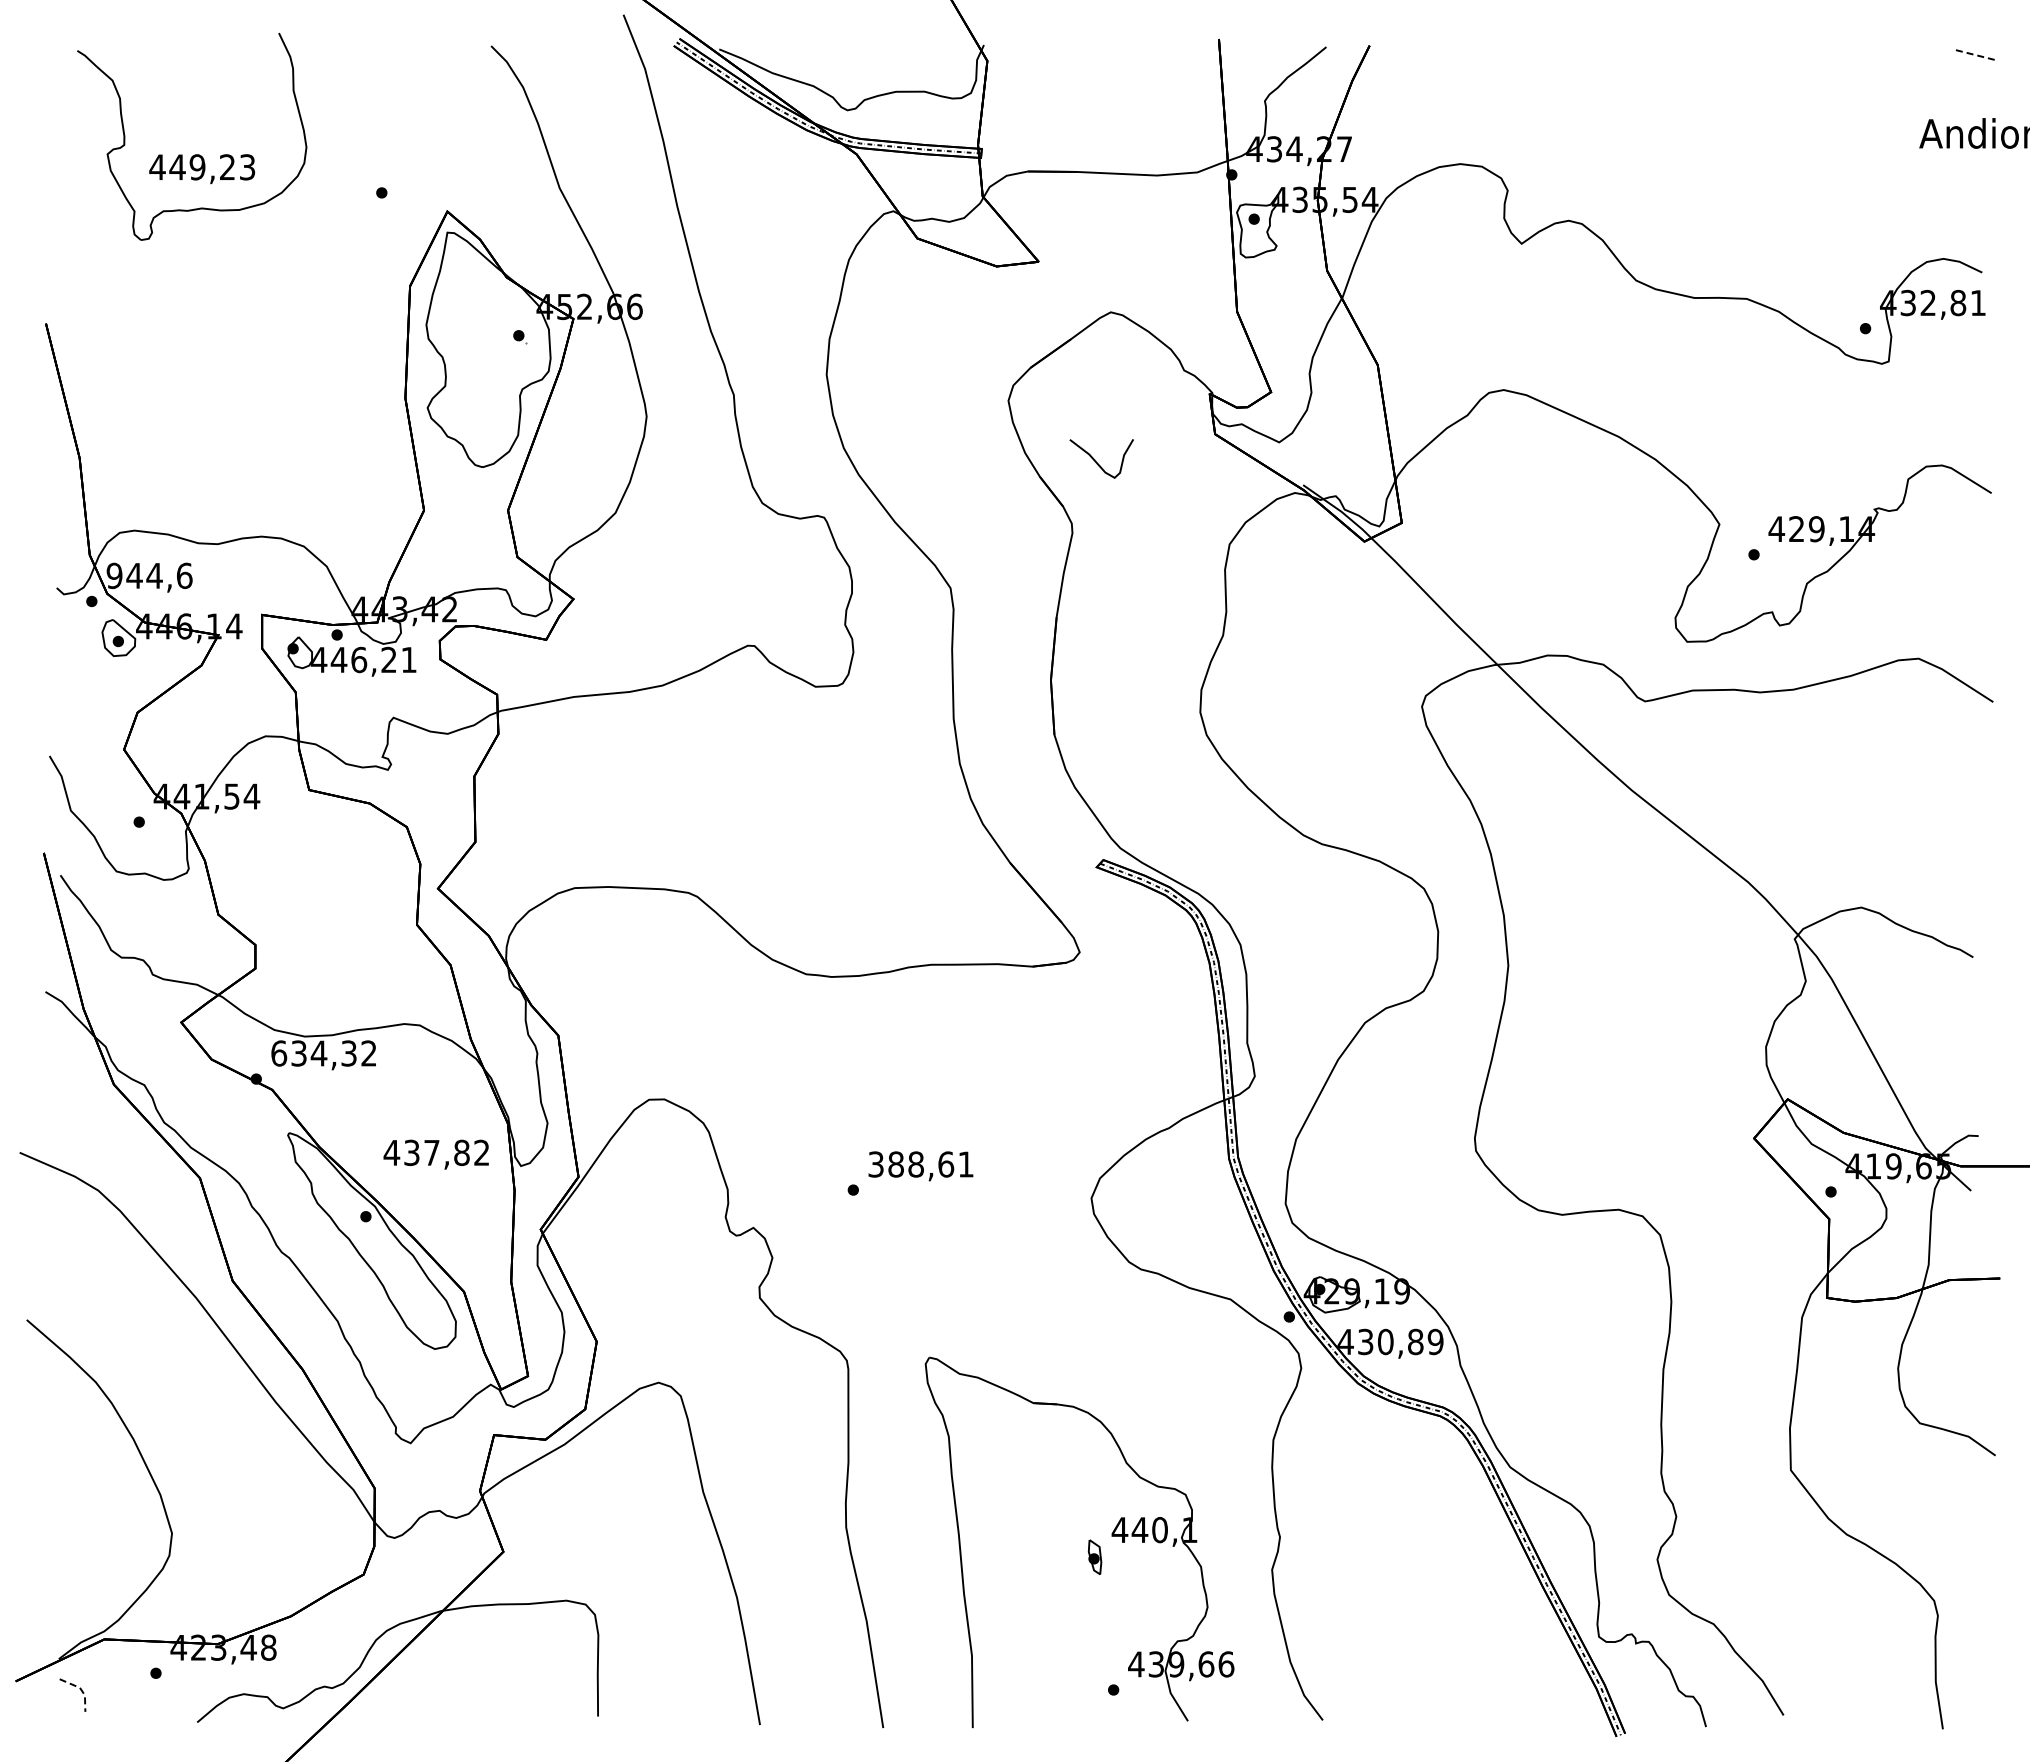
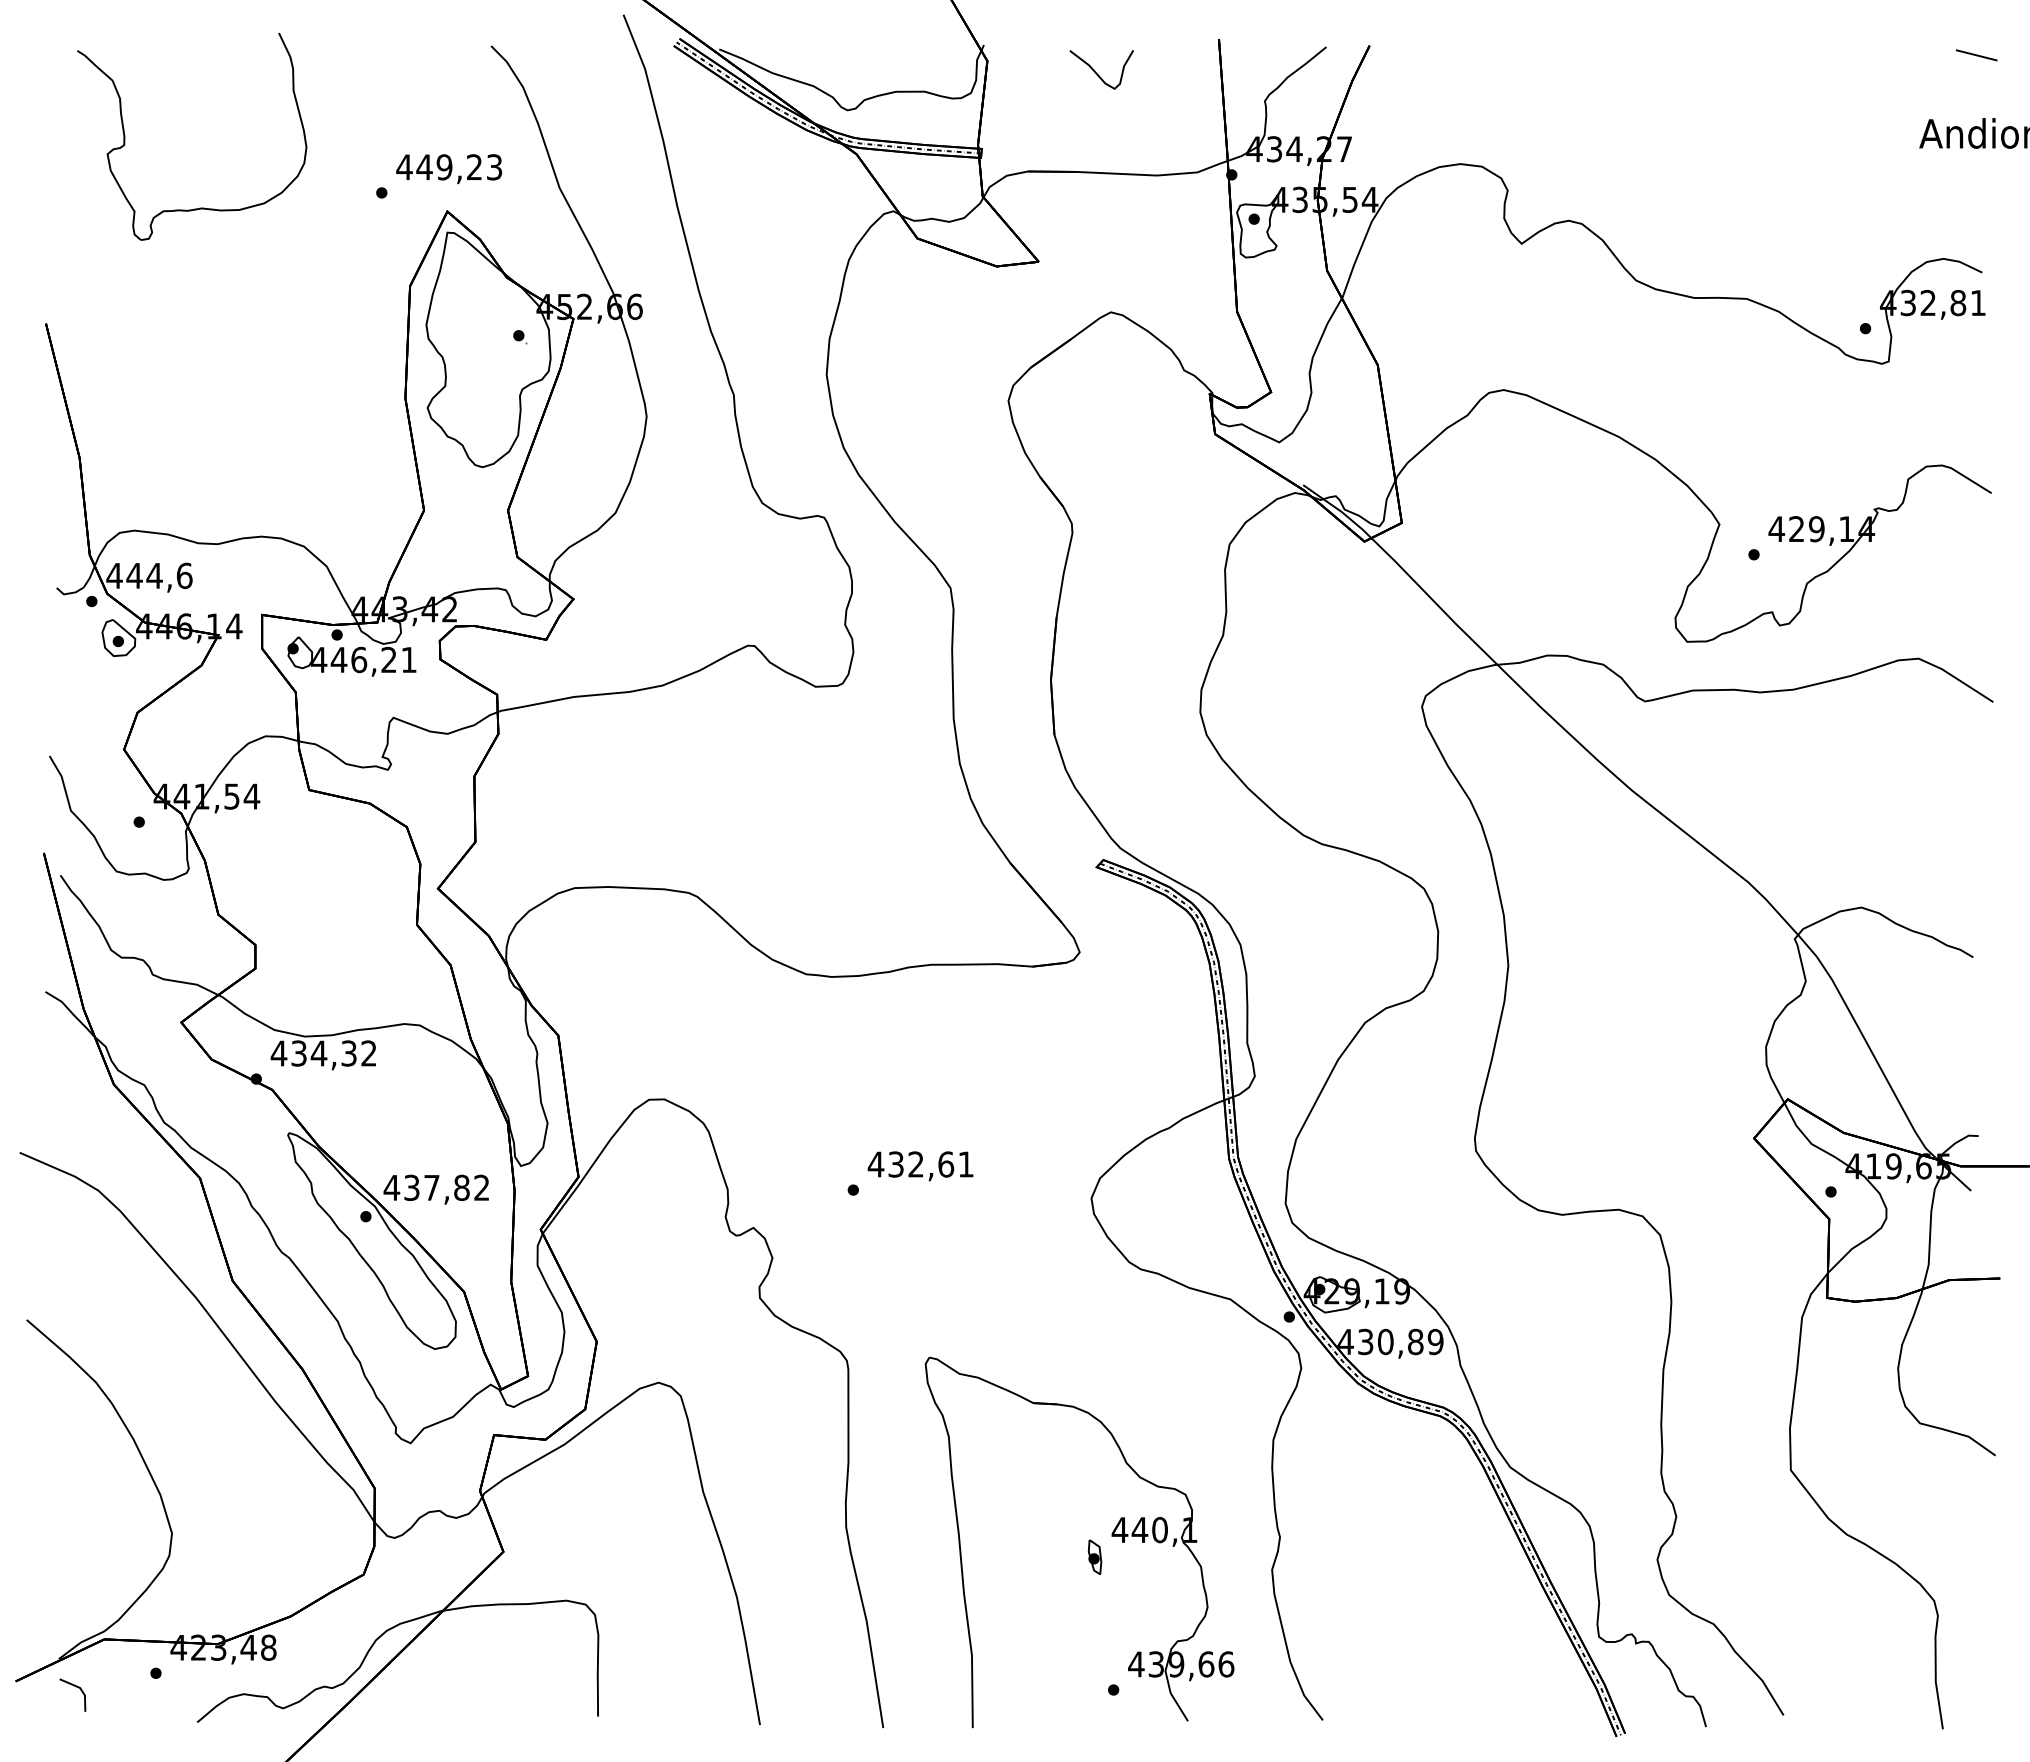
line: dashed -> solid (1977, 55)
text position: (202, 169) -> (449, 169) (449, 169)
curve position: (1097, 462) -> (1097, 73) (1097, 73)
text: 944,6 -> 444,6 (114, 575)
text: 634,32 -> 434,32 (278, 1053)
text position: (435, 1154) -> (435, 1189) (435, 1189)
text: 388,61 -> 432,61 (895, 1164)
line: dashed -> solid (81, 1689)
